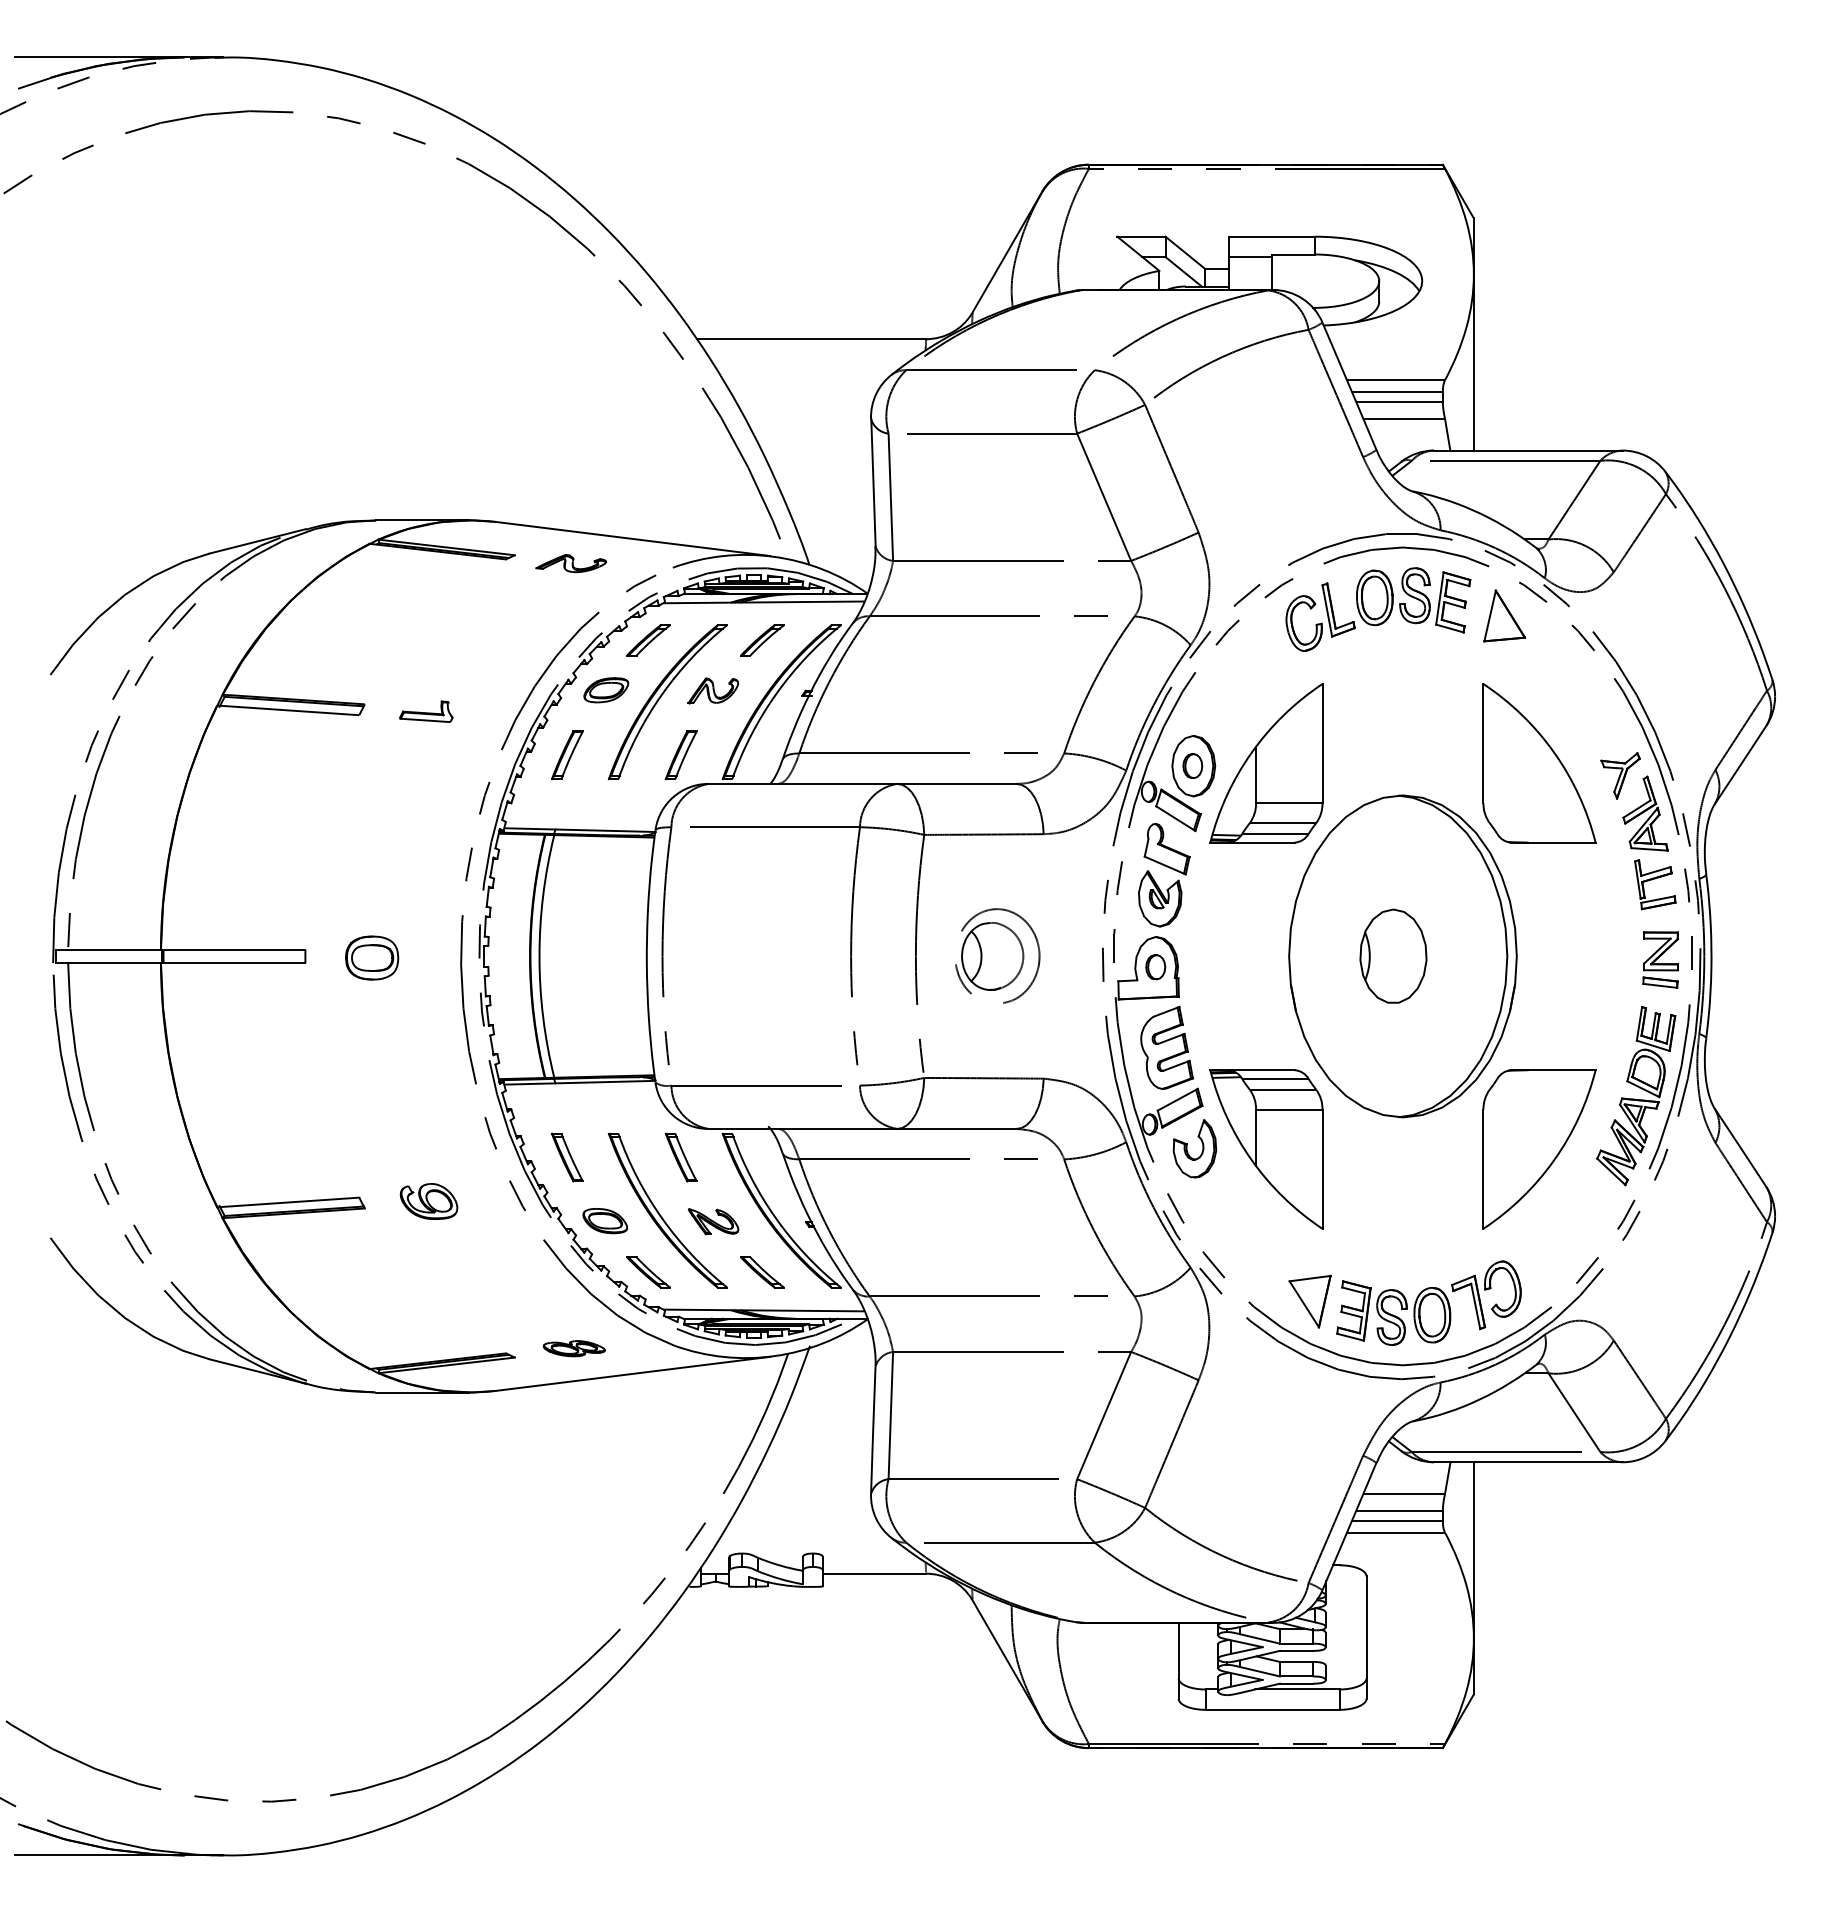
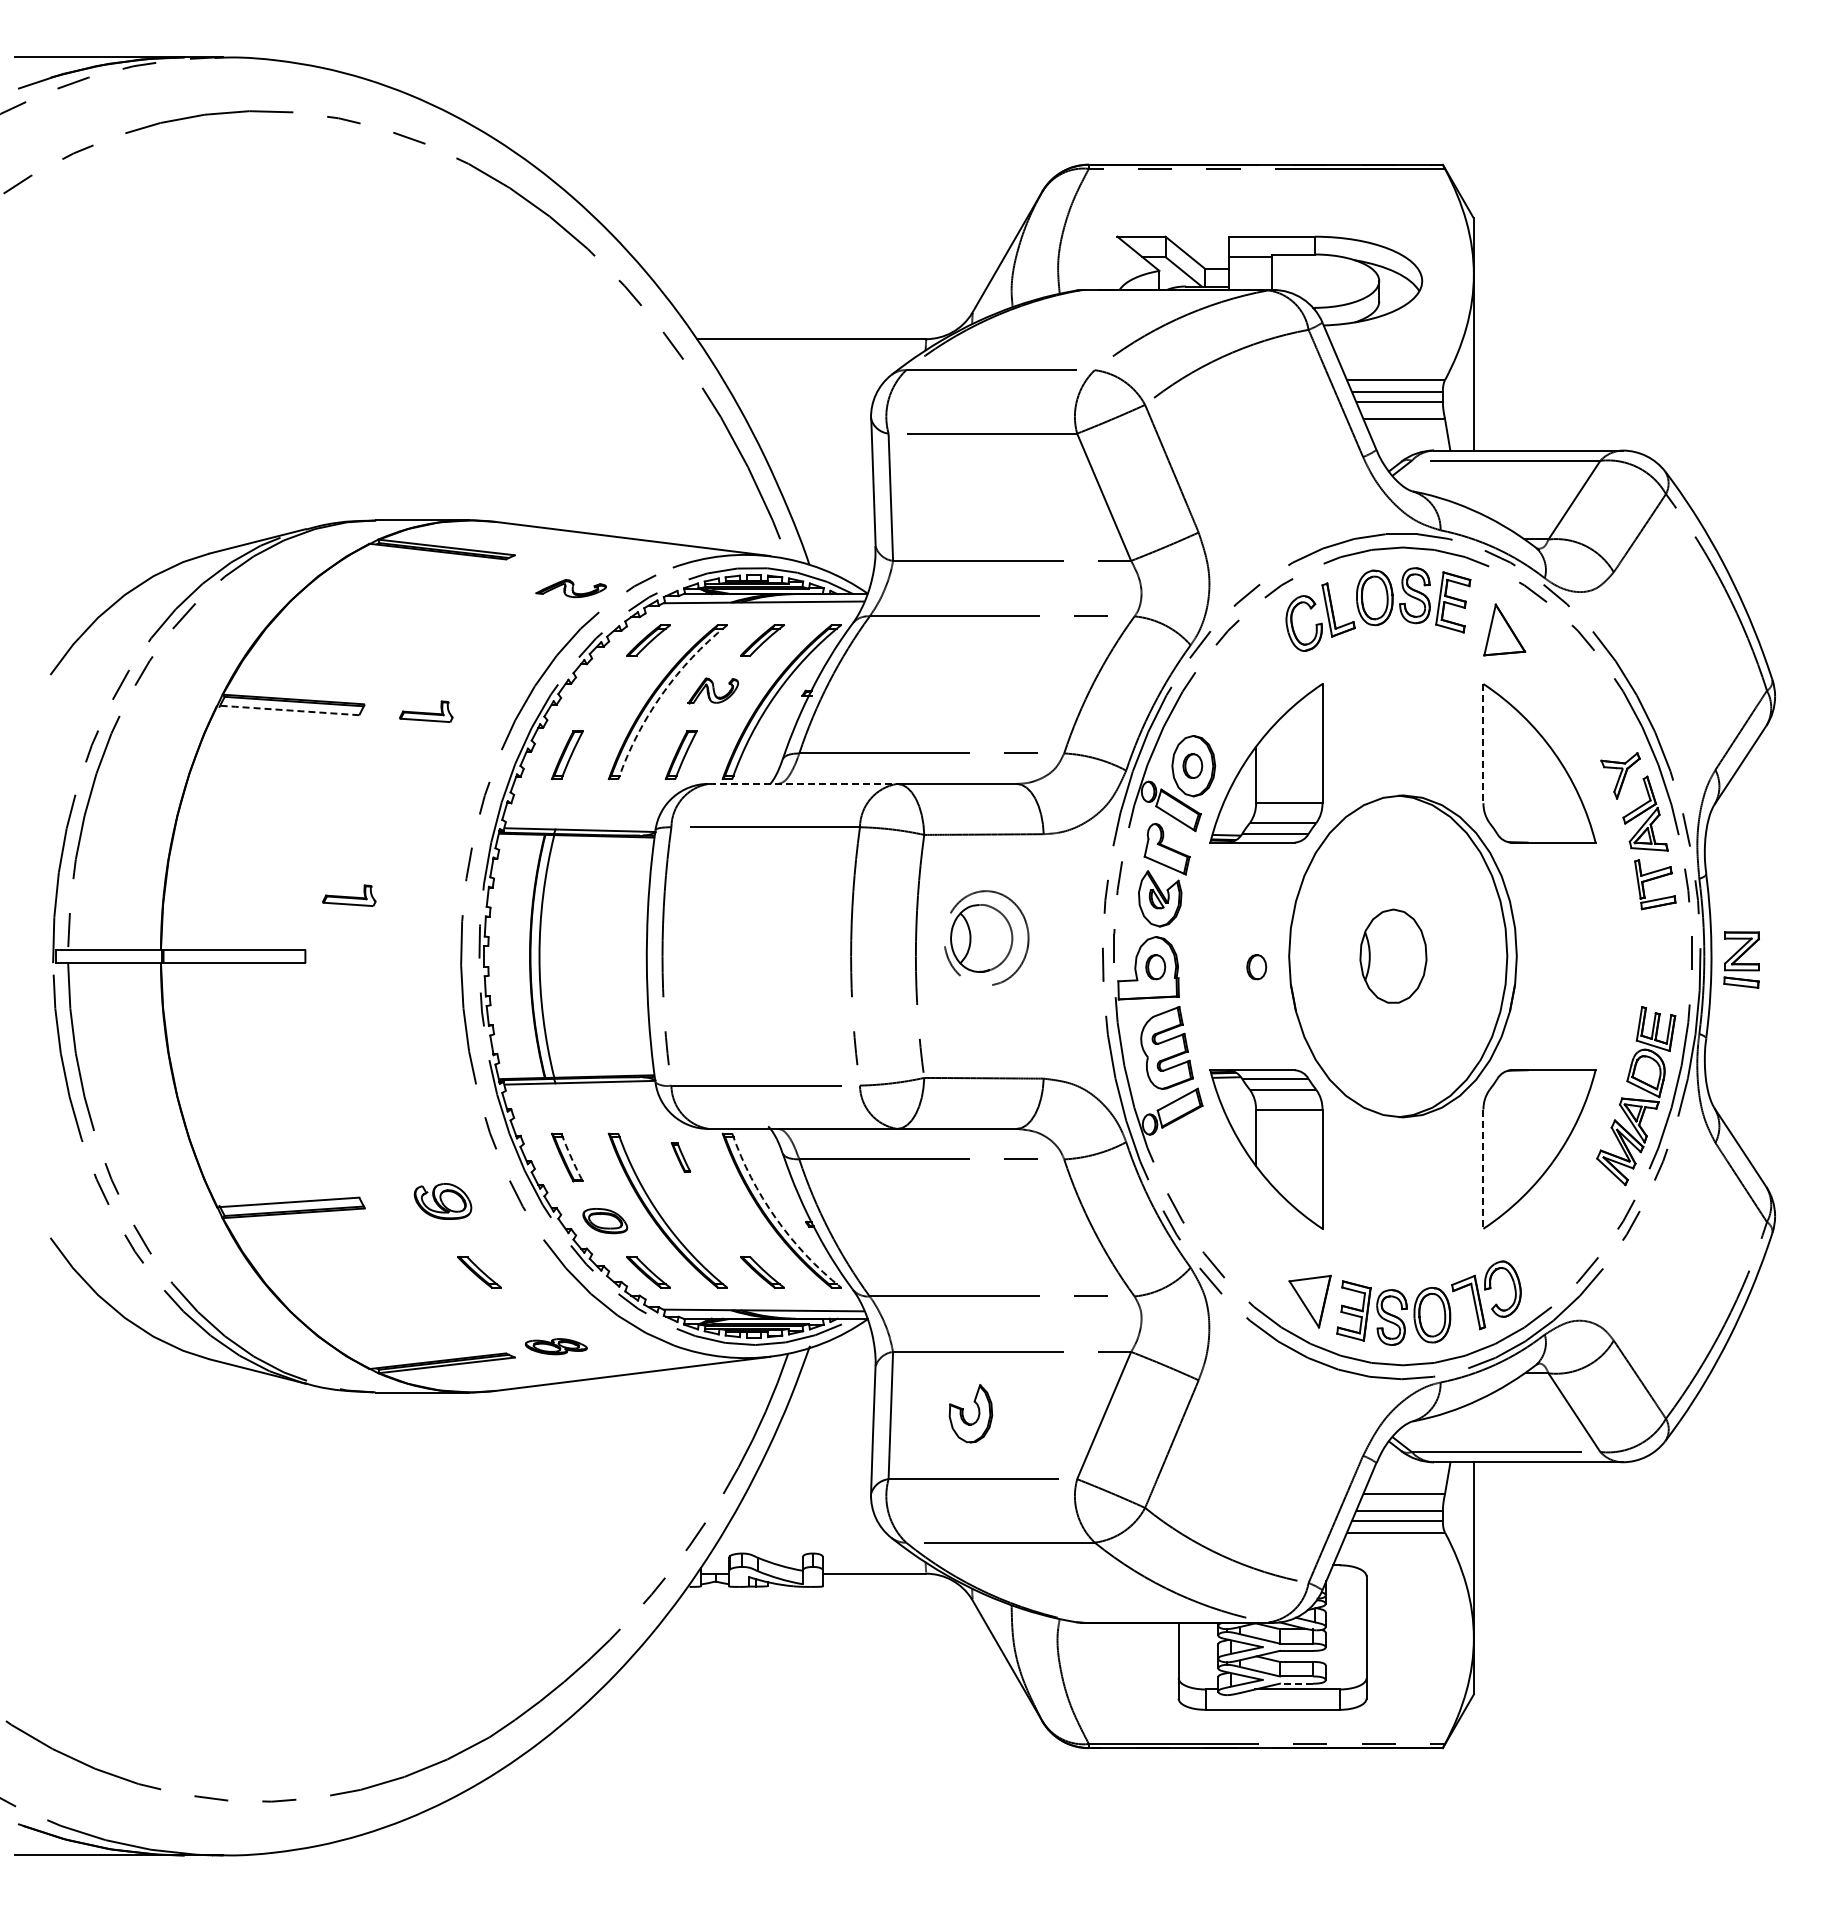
part position: (570, 563) -> (570, 588) (570, 588)
part position: (1504, 615) -> (1504, 629) (1504, 629)
part: present -> none (606, 690)
arc: solid -> dashed (662, 694)
line: solid -> dashed (286, 710)
line: solid -> dashed (1483, 743)
line: solid -> dashed (803, 783)
part: none -> present (349, 895)
part position: (997, 955) -> (986, 937) (986, 937)
part: present -> none (372, 957)
part position: (1660, 959) -> (1741, 959) (1741, 959)
part: none -> present (1256, 967)
part position: (1187, 1148) -> (963, 1413) (963, 1413)
arc: solid -> dashed (571, 1157)
part size: 34x51 px -> 22x31 px (680, 1157)
line: solid -> dashed (1483, 1169)
part position: (428, 1201) -> (442, 1201) (442, 1201)
arc: solid -> dashed (775, 1218)
part: present -> none (713, 1221)
part: none -> present (479, 1272)
part position: (573, 1348) -> (555, 1346) (555, 1346)
line: solid -> dashed (1295, 1683)
